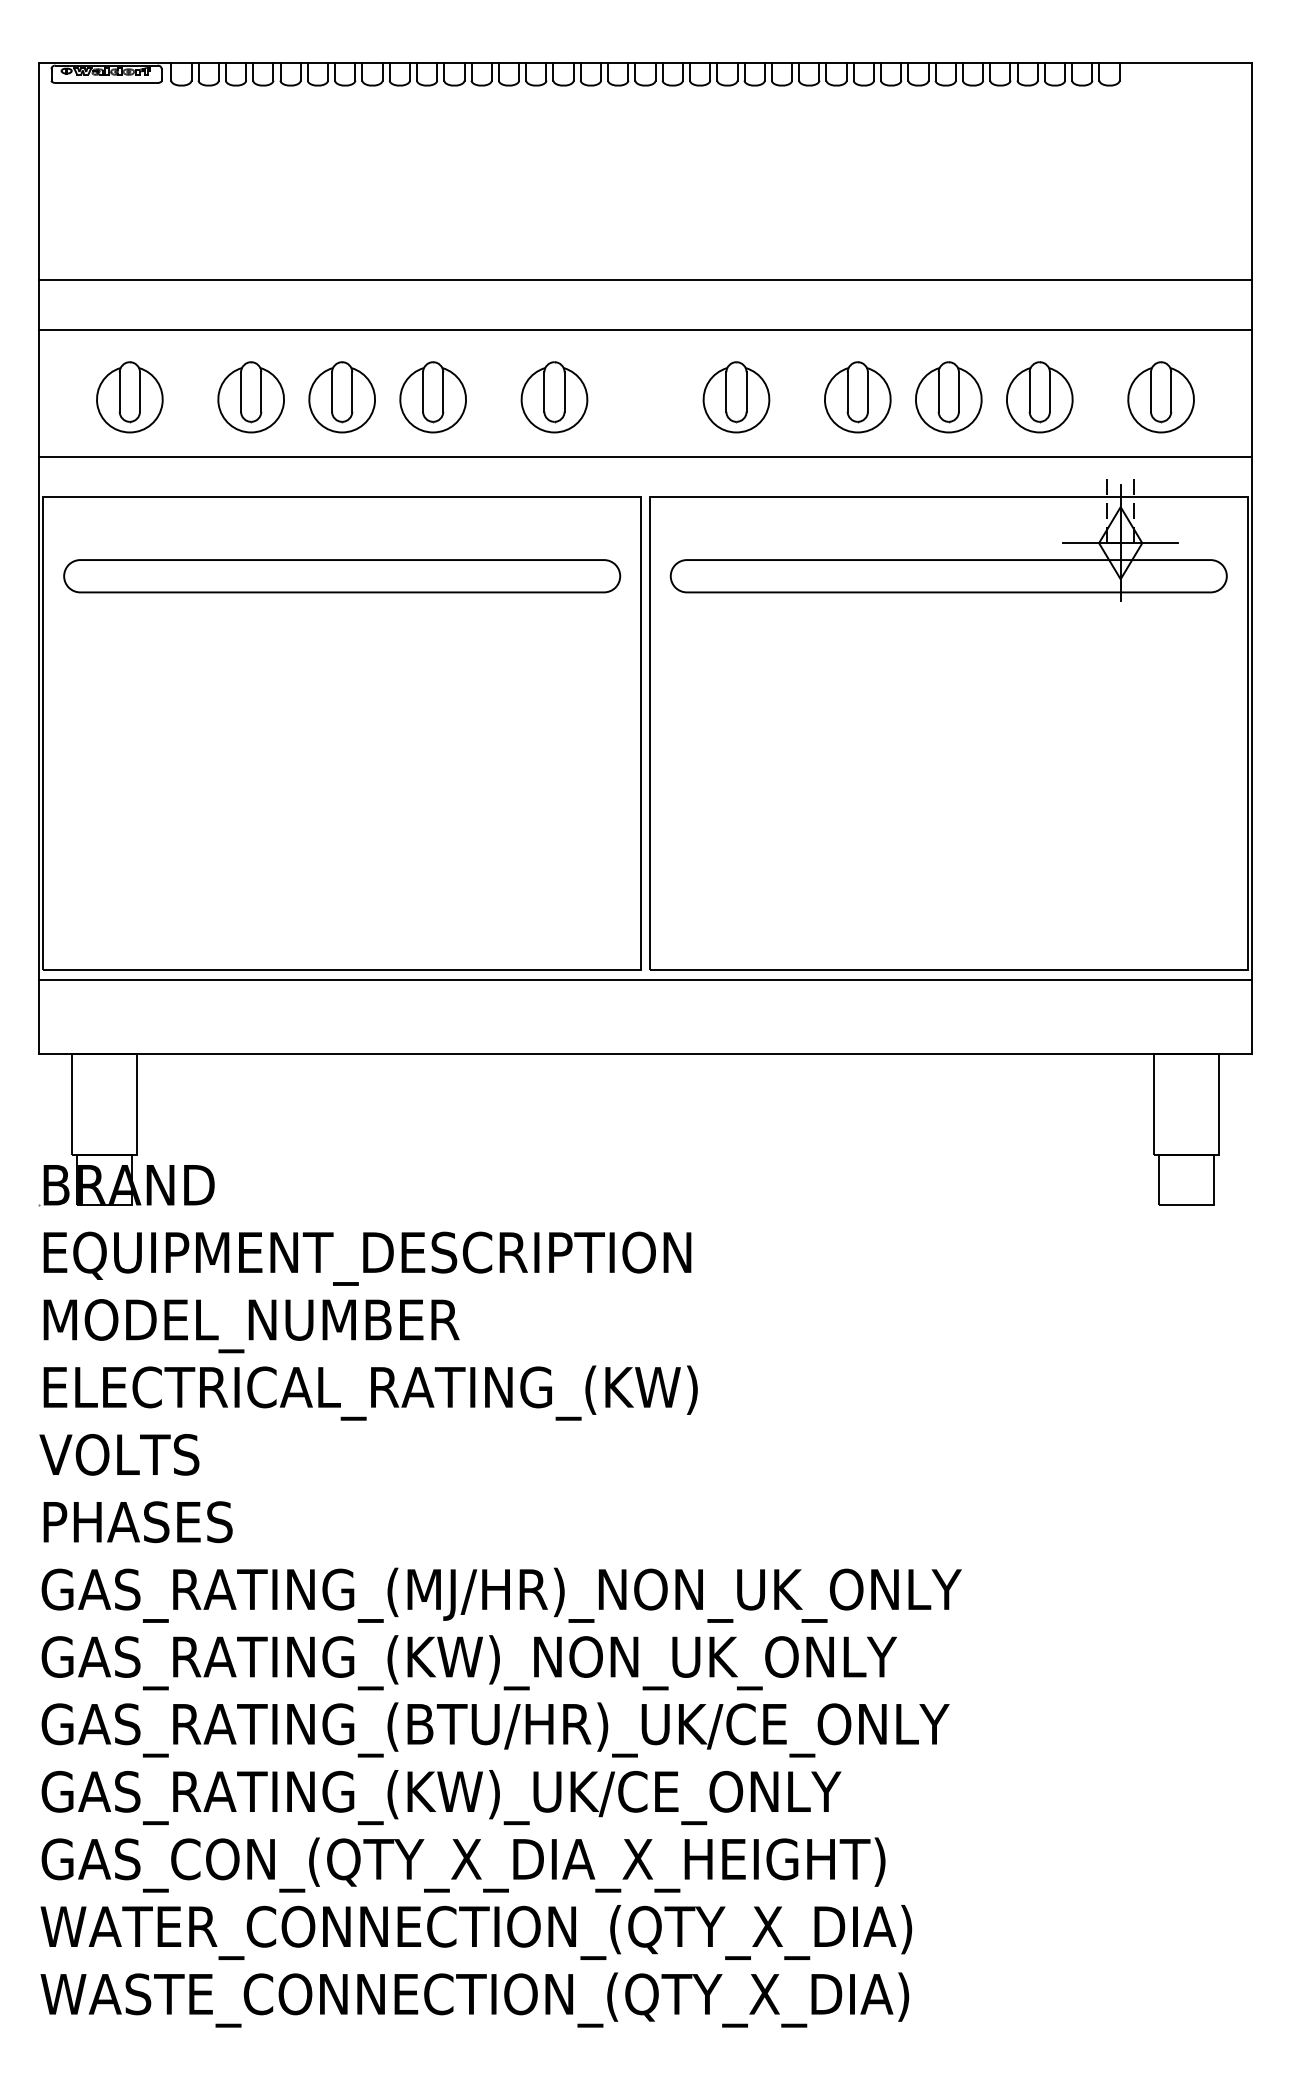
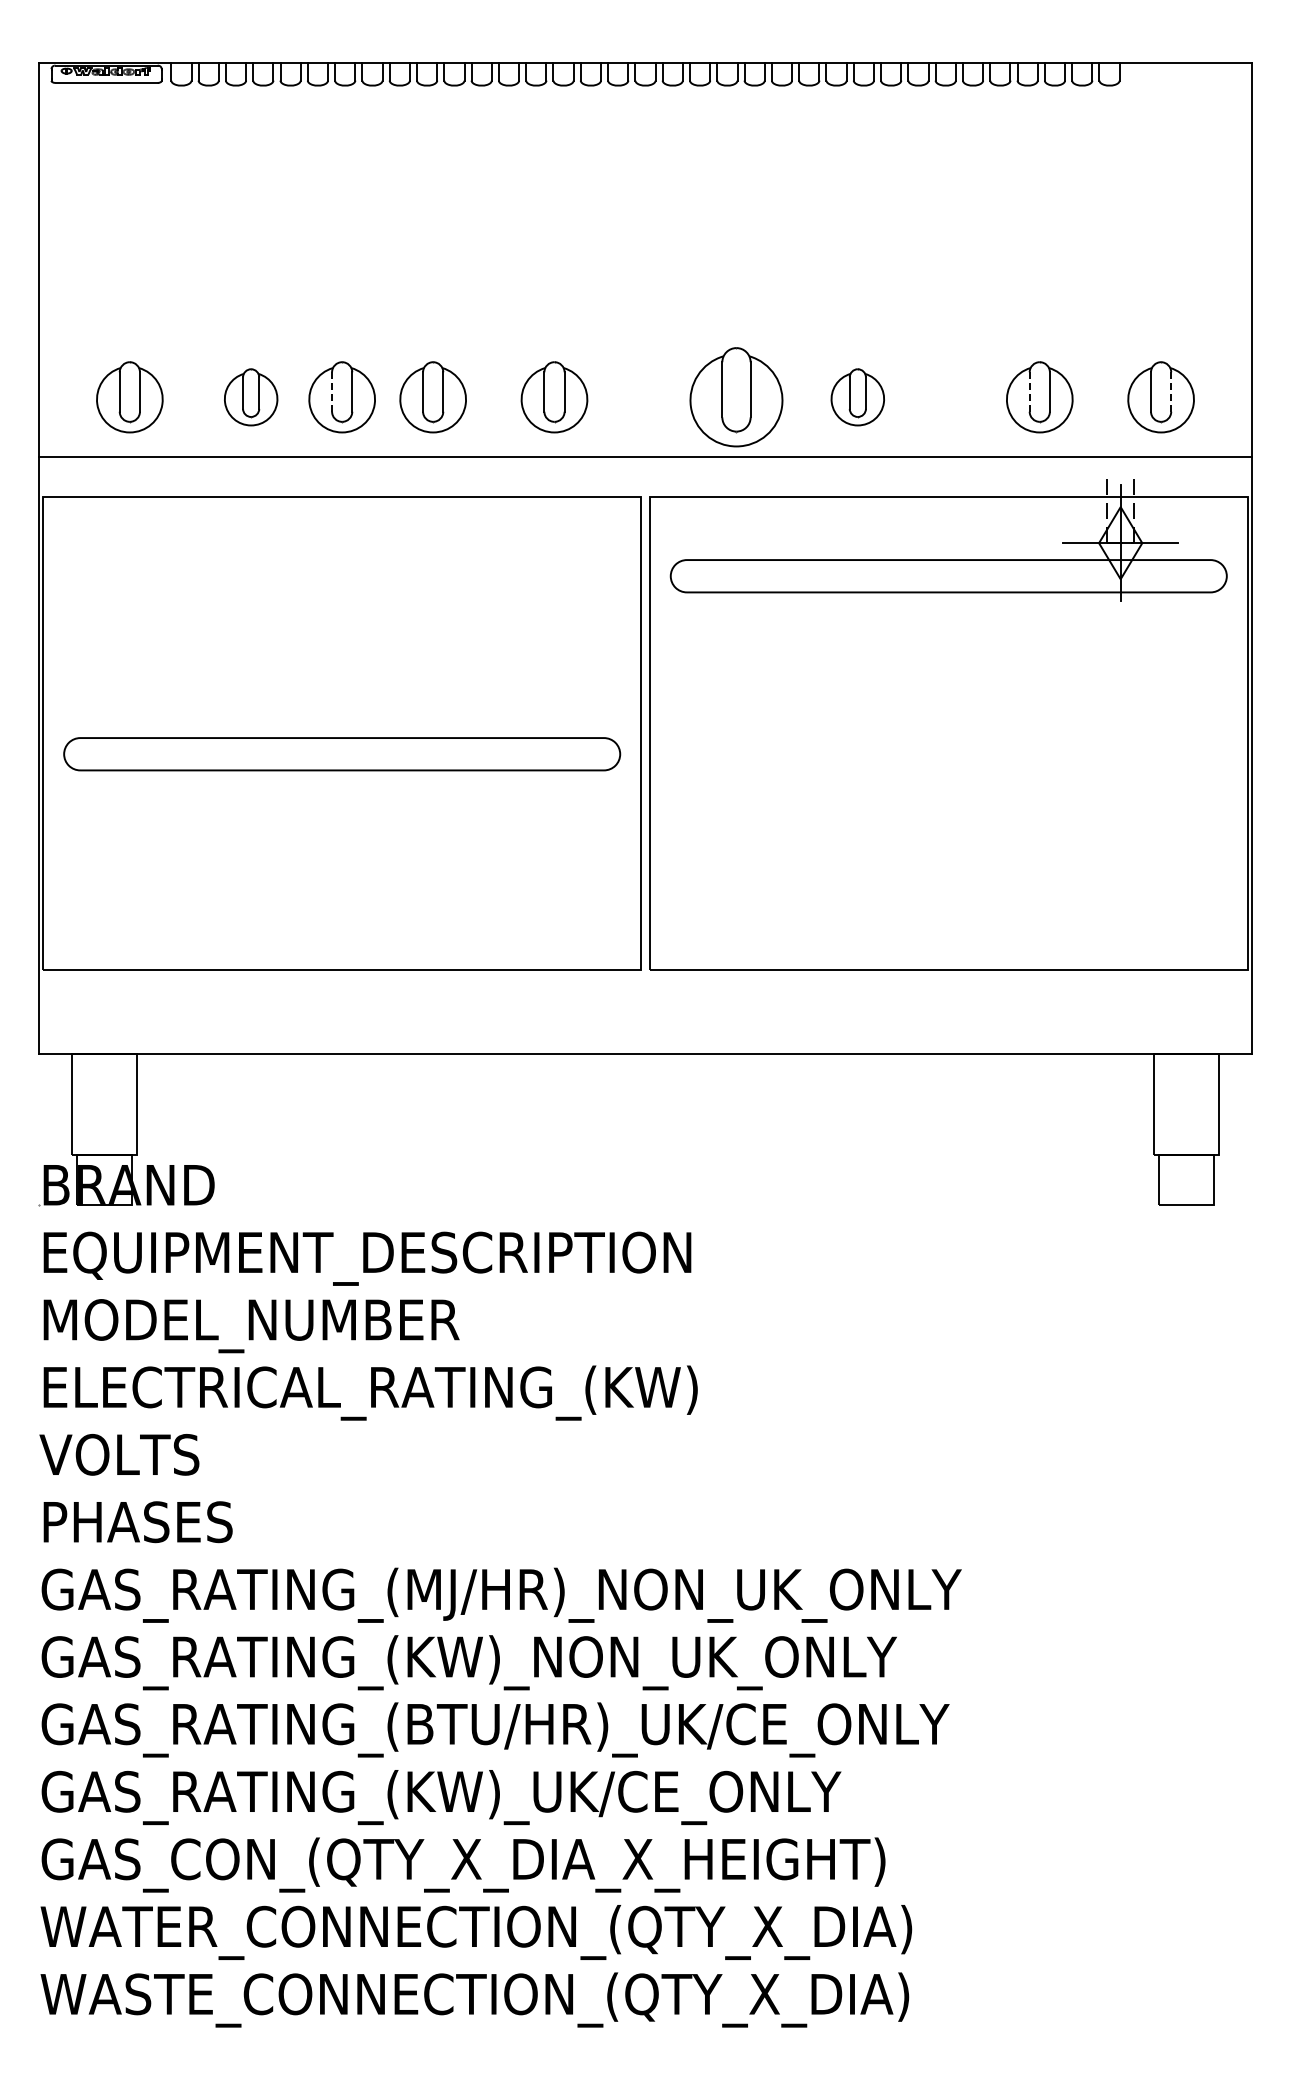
line: present -> none (645, 280)
line: present -> none (645, 329)
line: solid -> dashed (332, 392)
line: solid -> dashed (1029, 392)
line: solid -> dashed (1171, 392)
part size: 68x73 px -> 55x59 px (251, 397)
part size: 69x73 px -> 95x101 px (736, 397)
part size: 68x73 px -> 55x59 px (857, 397)
part: present -> none (948, 397)
part position: (342, 576) -> (342, 754) (342, 754)
line: present -> none (645, 980)
